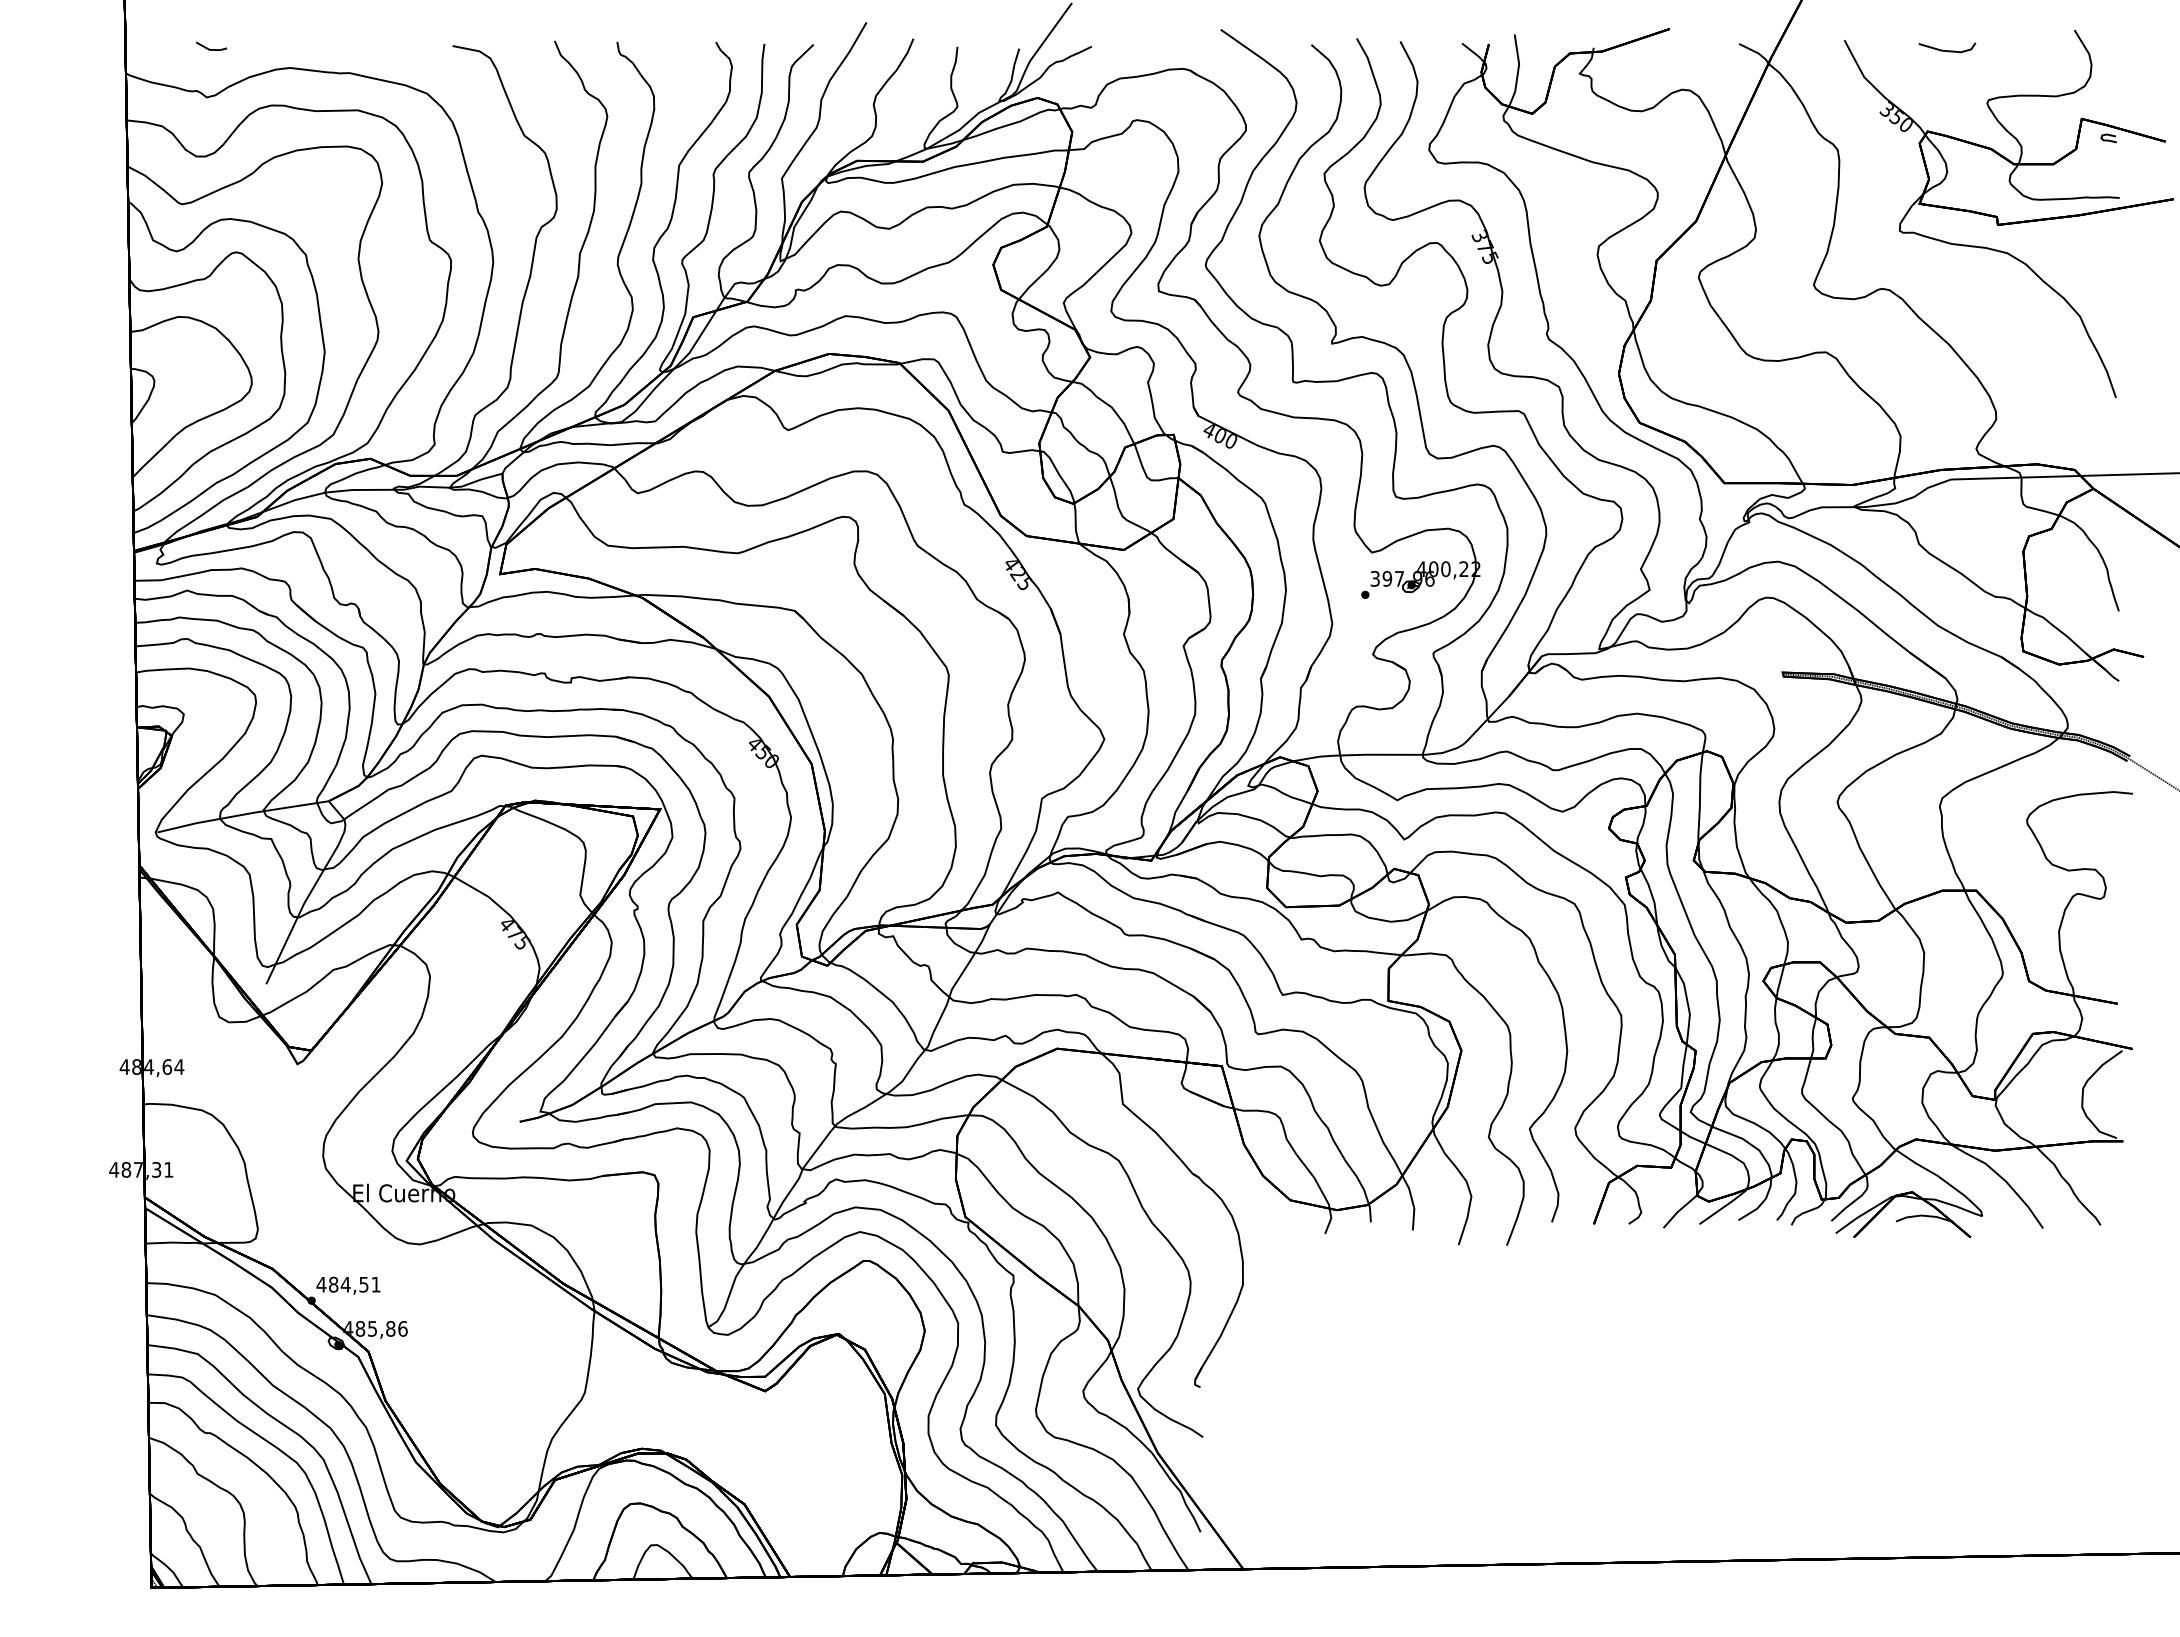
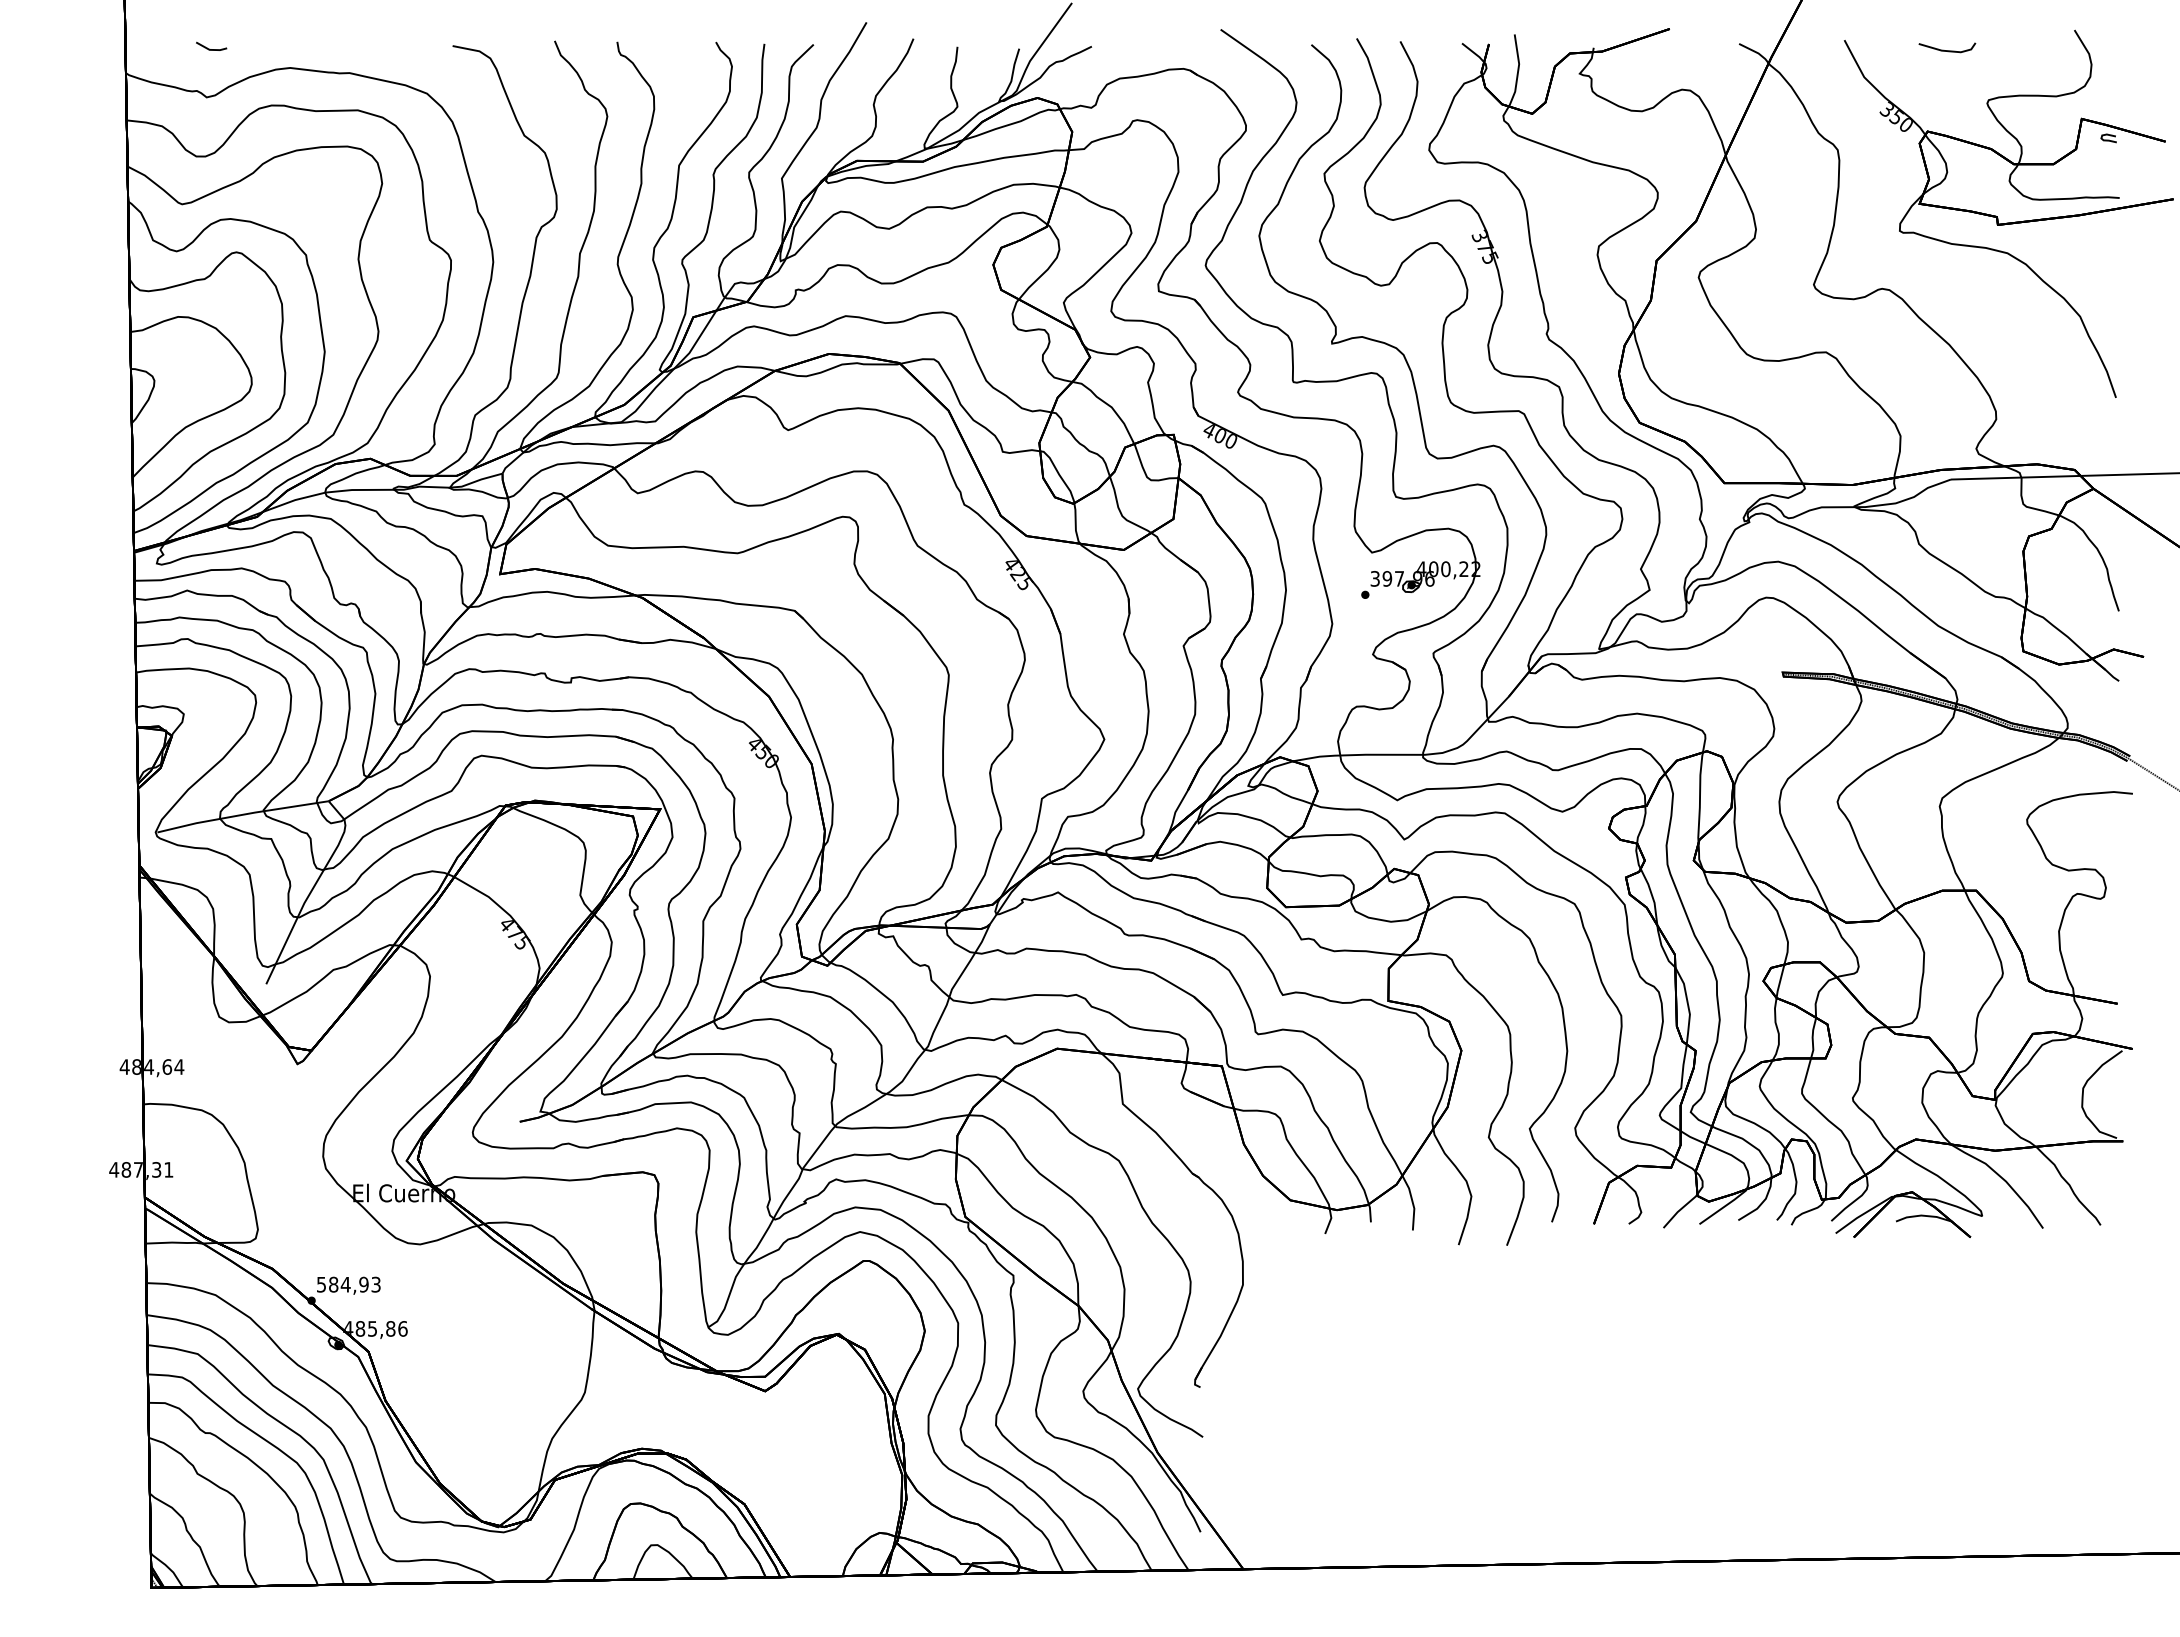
text: 484,51 -> 584,93 (348, 1284)
